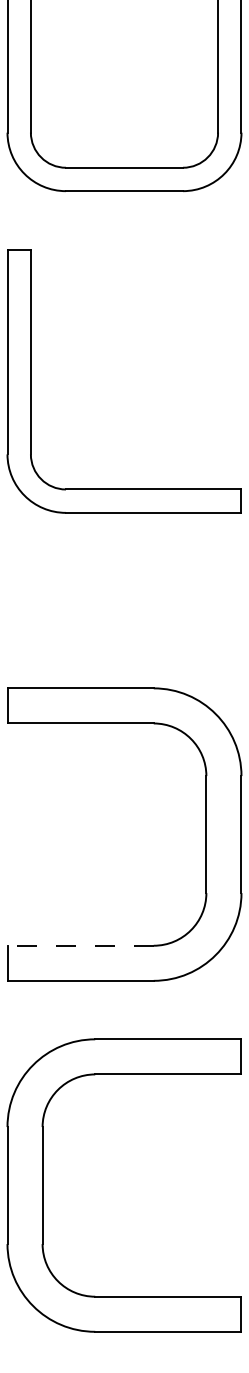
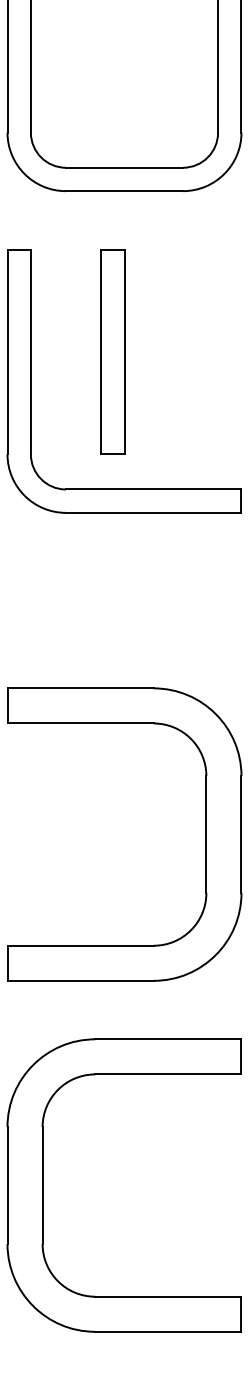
part: none -> present (112, 351)
line: dashed -> solid (80, 945)
